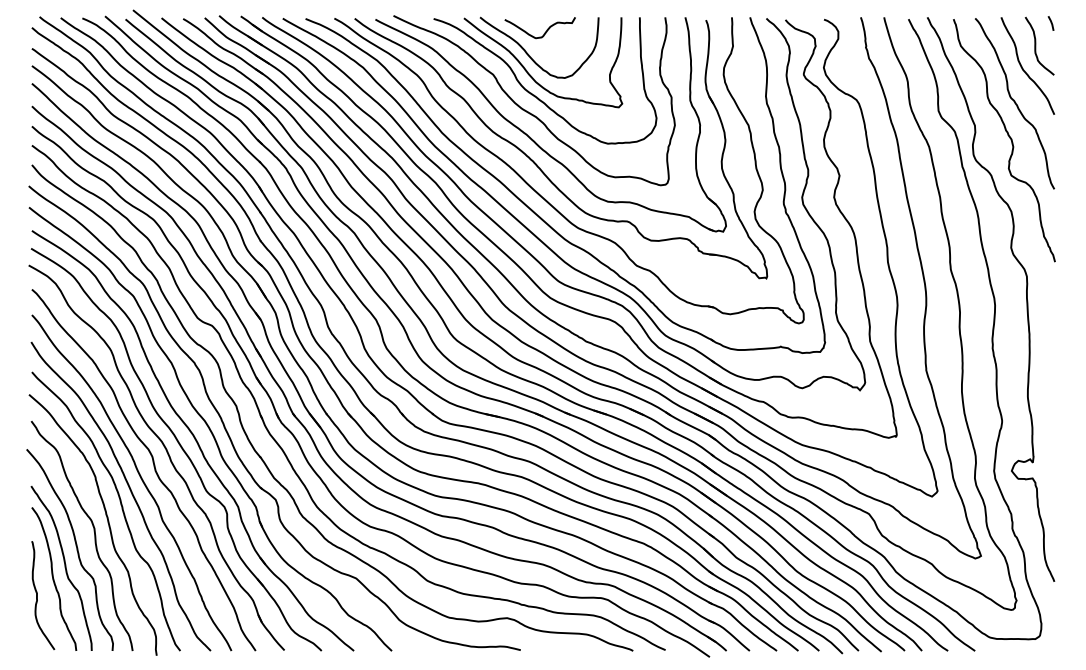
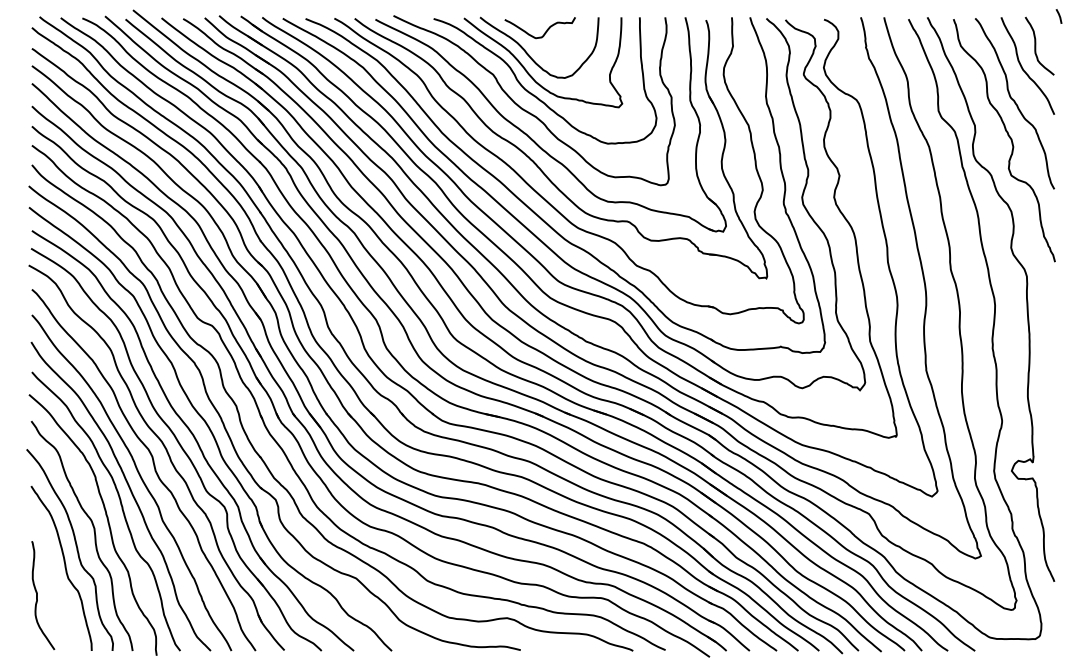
line position: (1050, 23) -> (1058, 16) (1058, 16)
curve: present -> none (54, 578)
